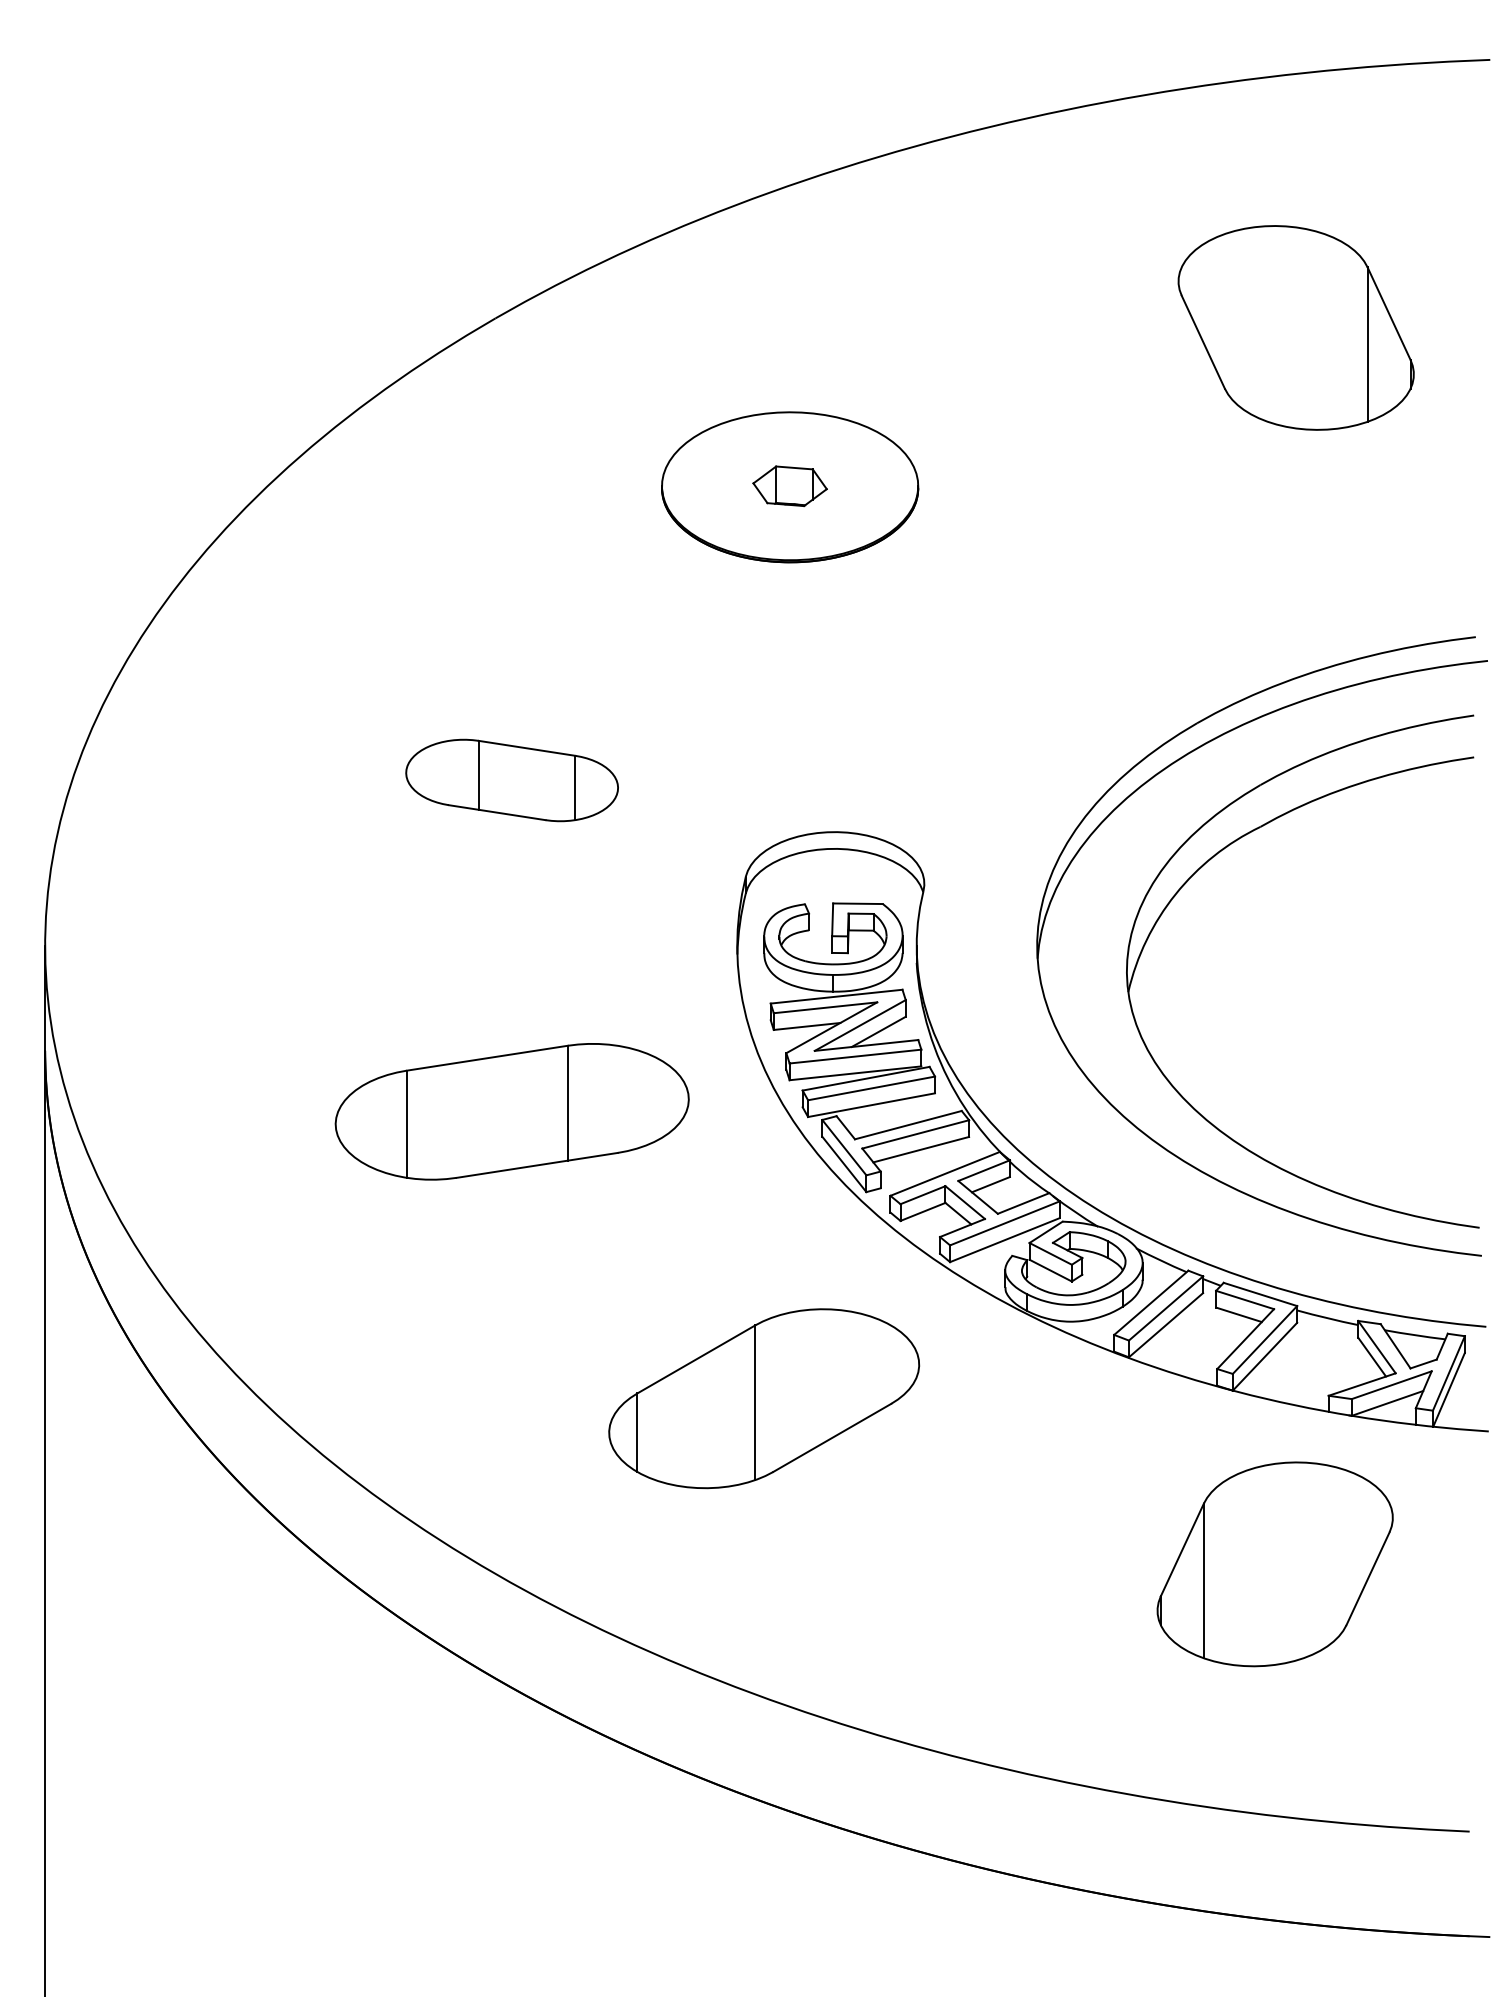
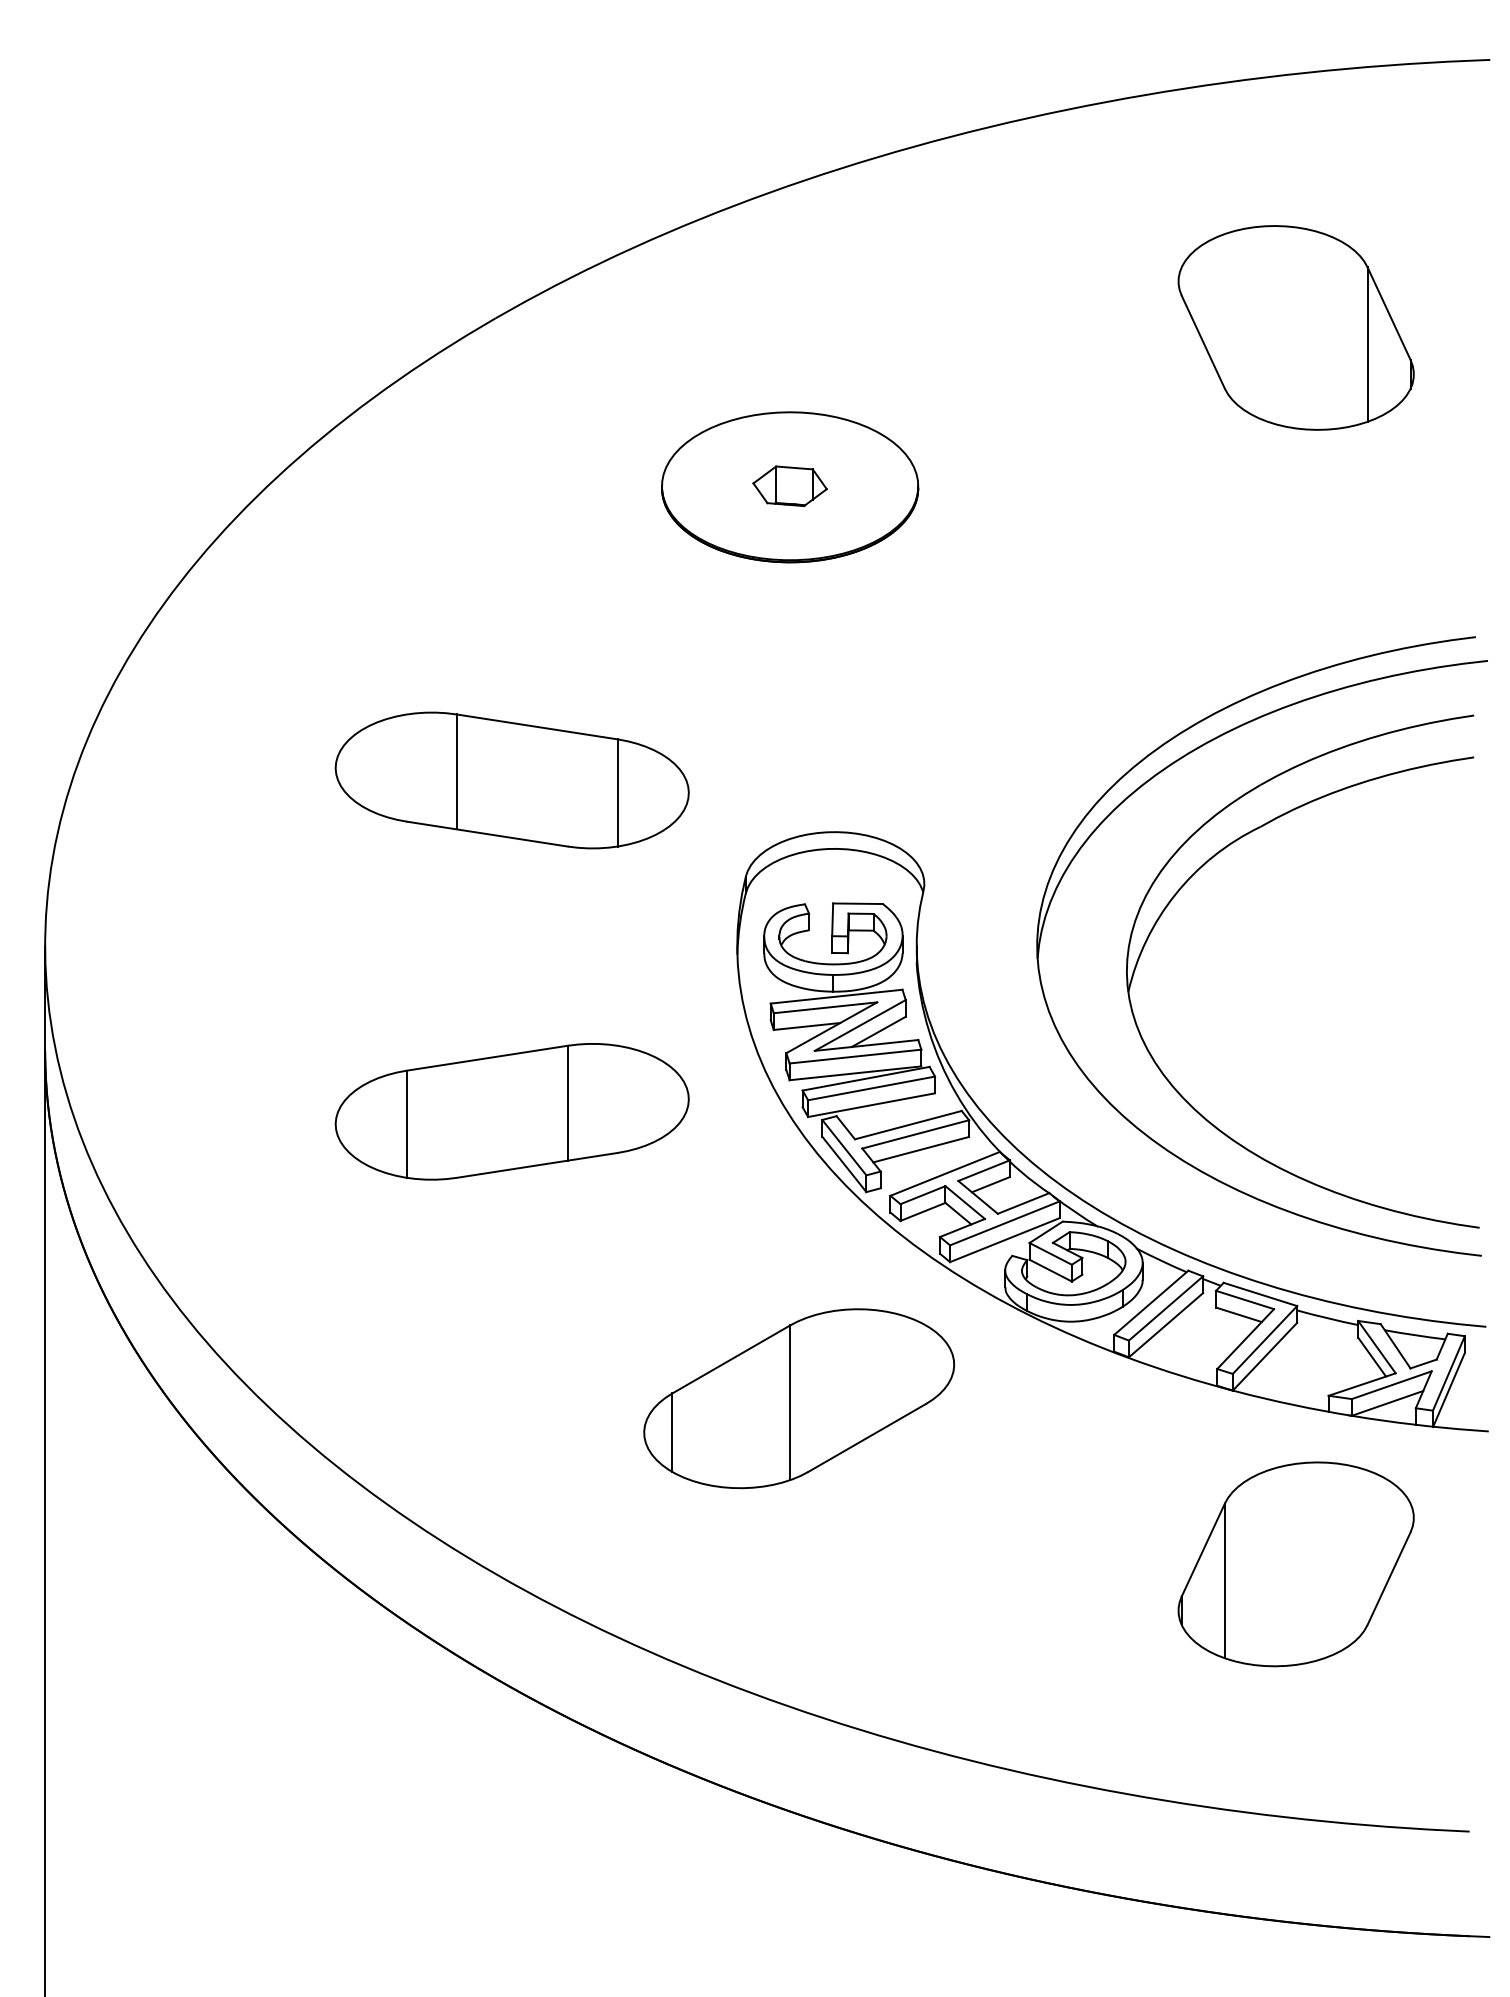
part size: 214x85 px -> 356x139 px (511, 780)
part position: (764, 1398) -> (799, 1398) (799, 1398)
part position: (1274, 1564) -> (1295, 1564) (1295, 1564)
